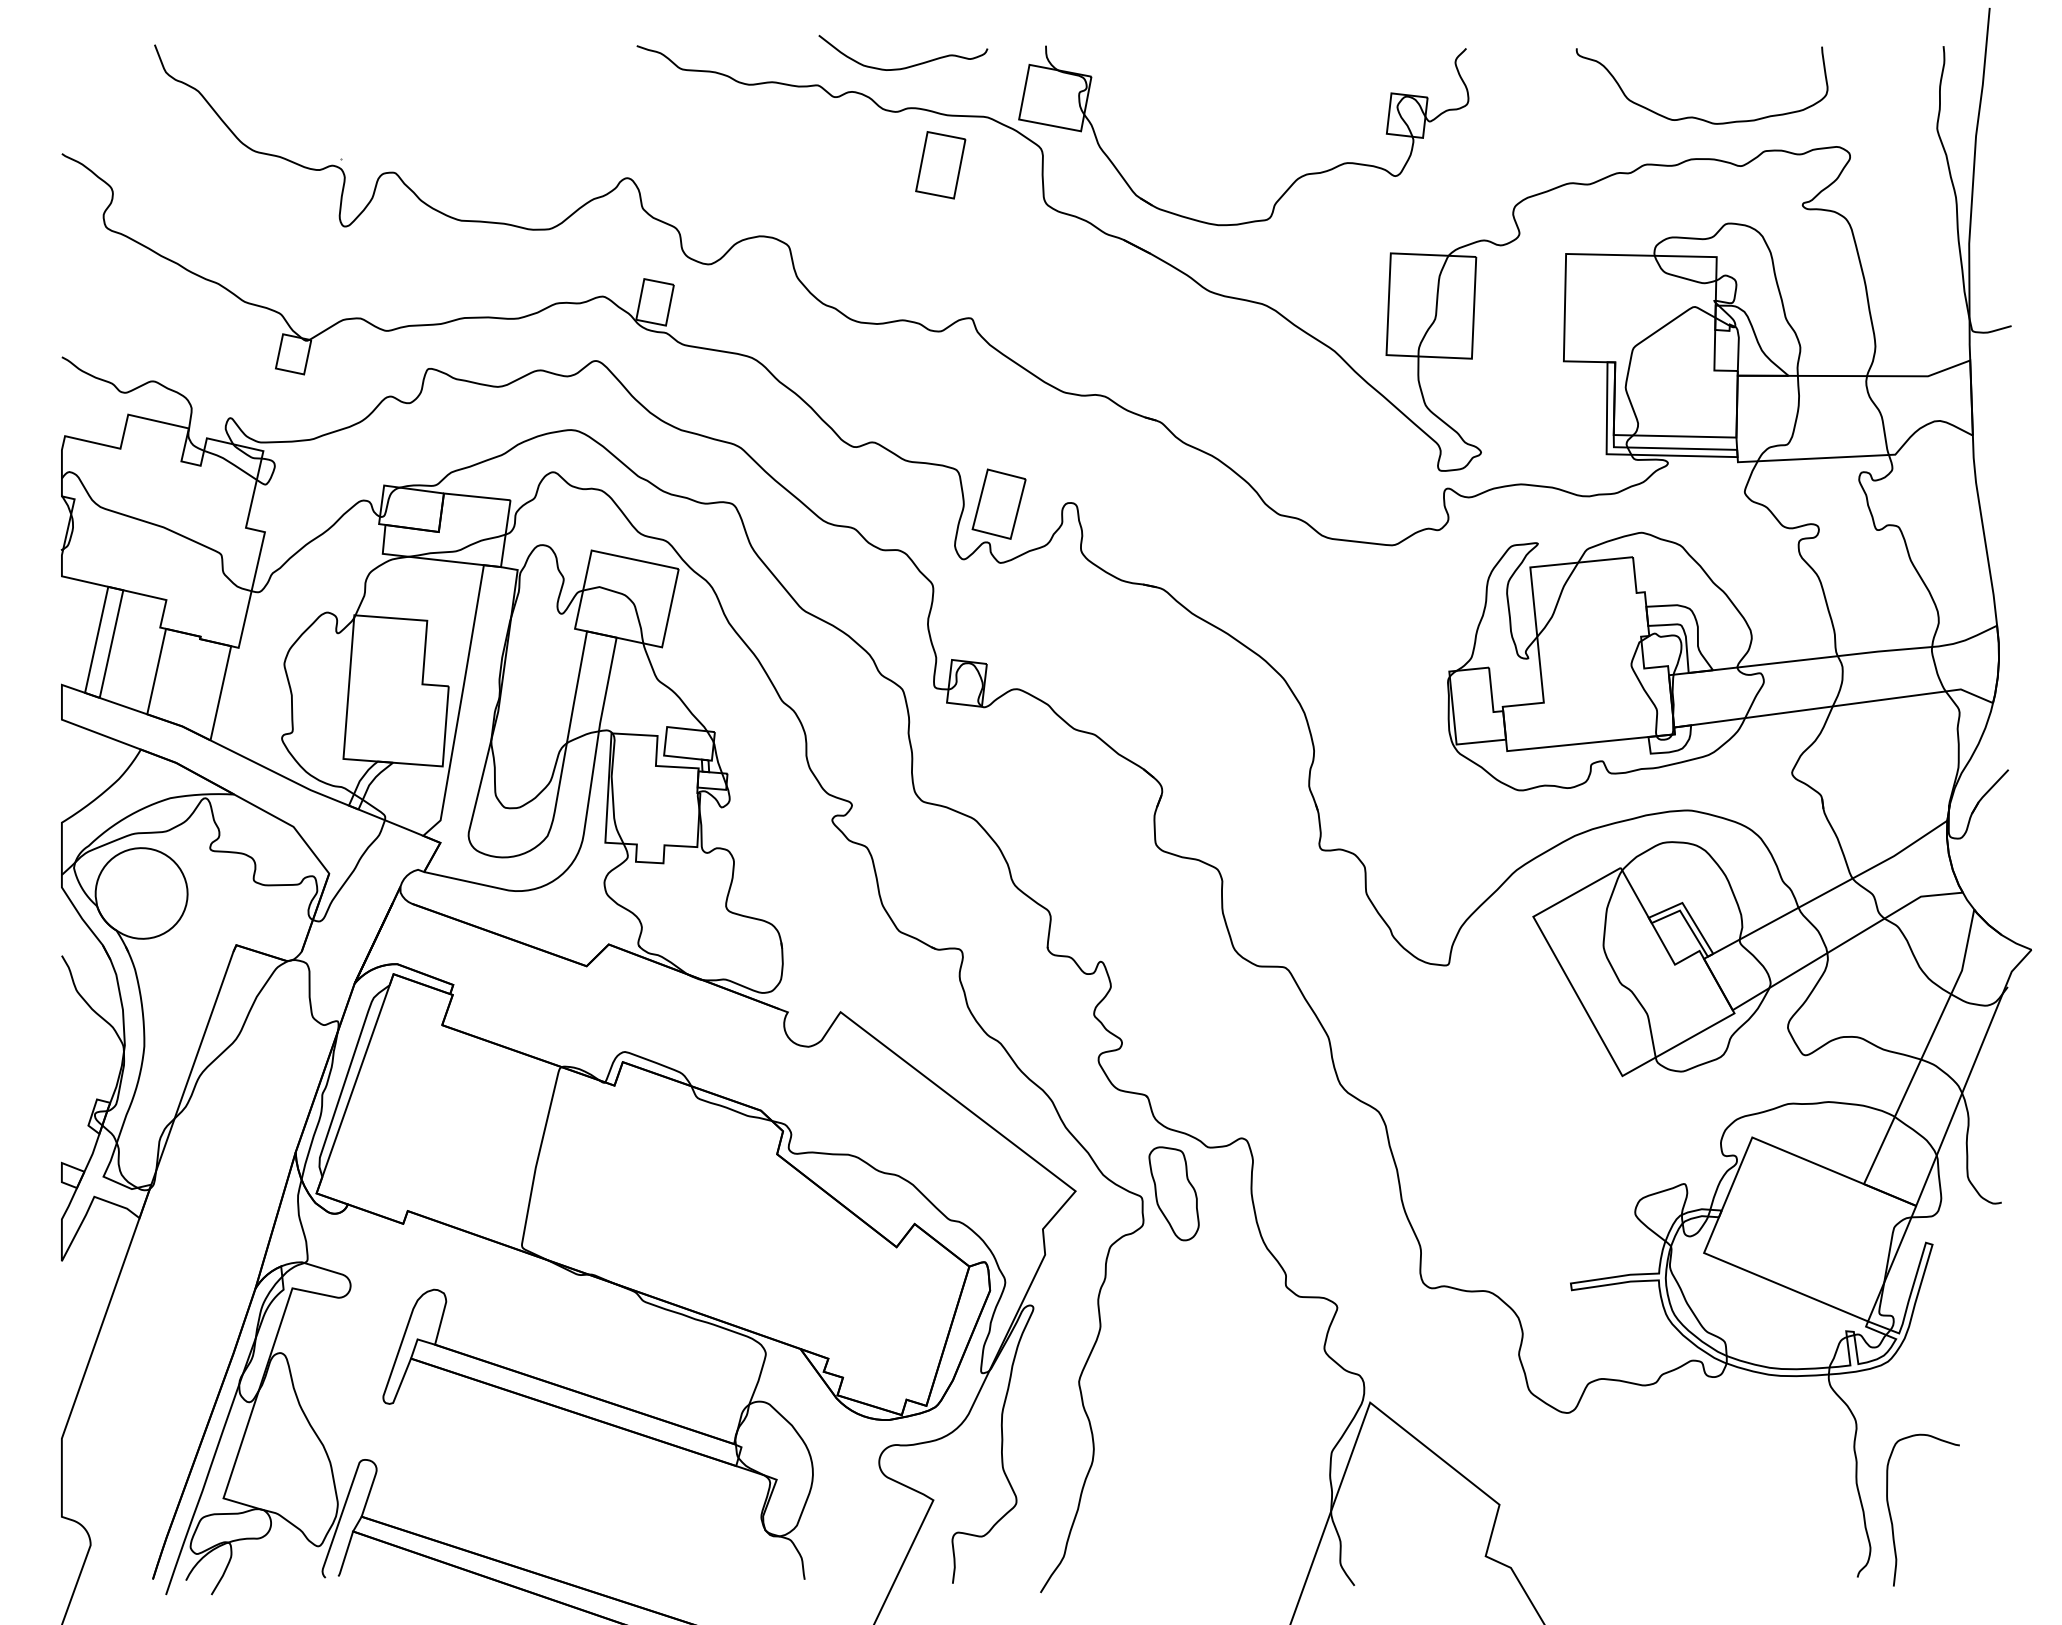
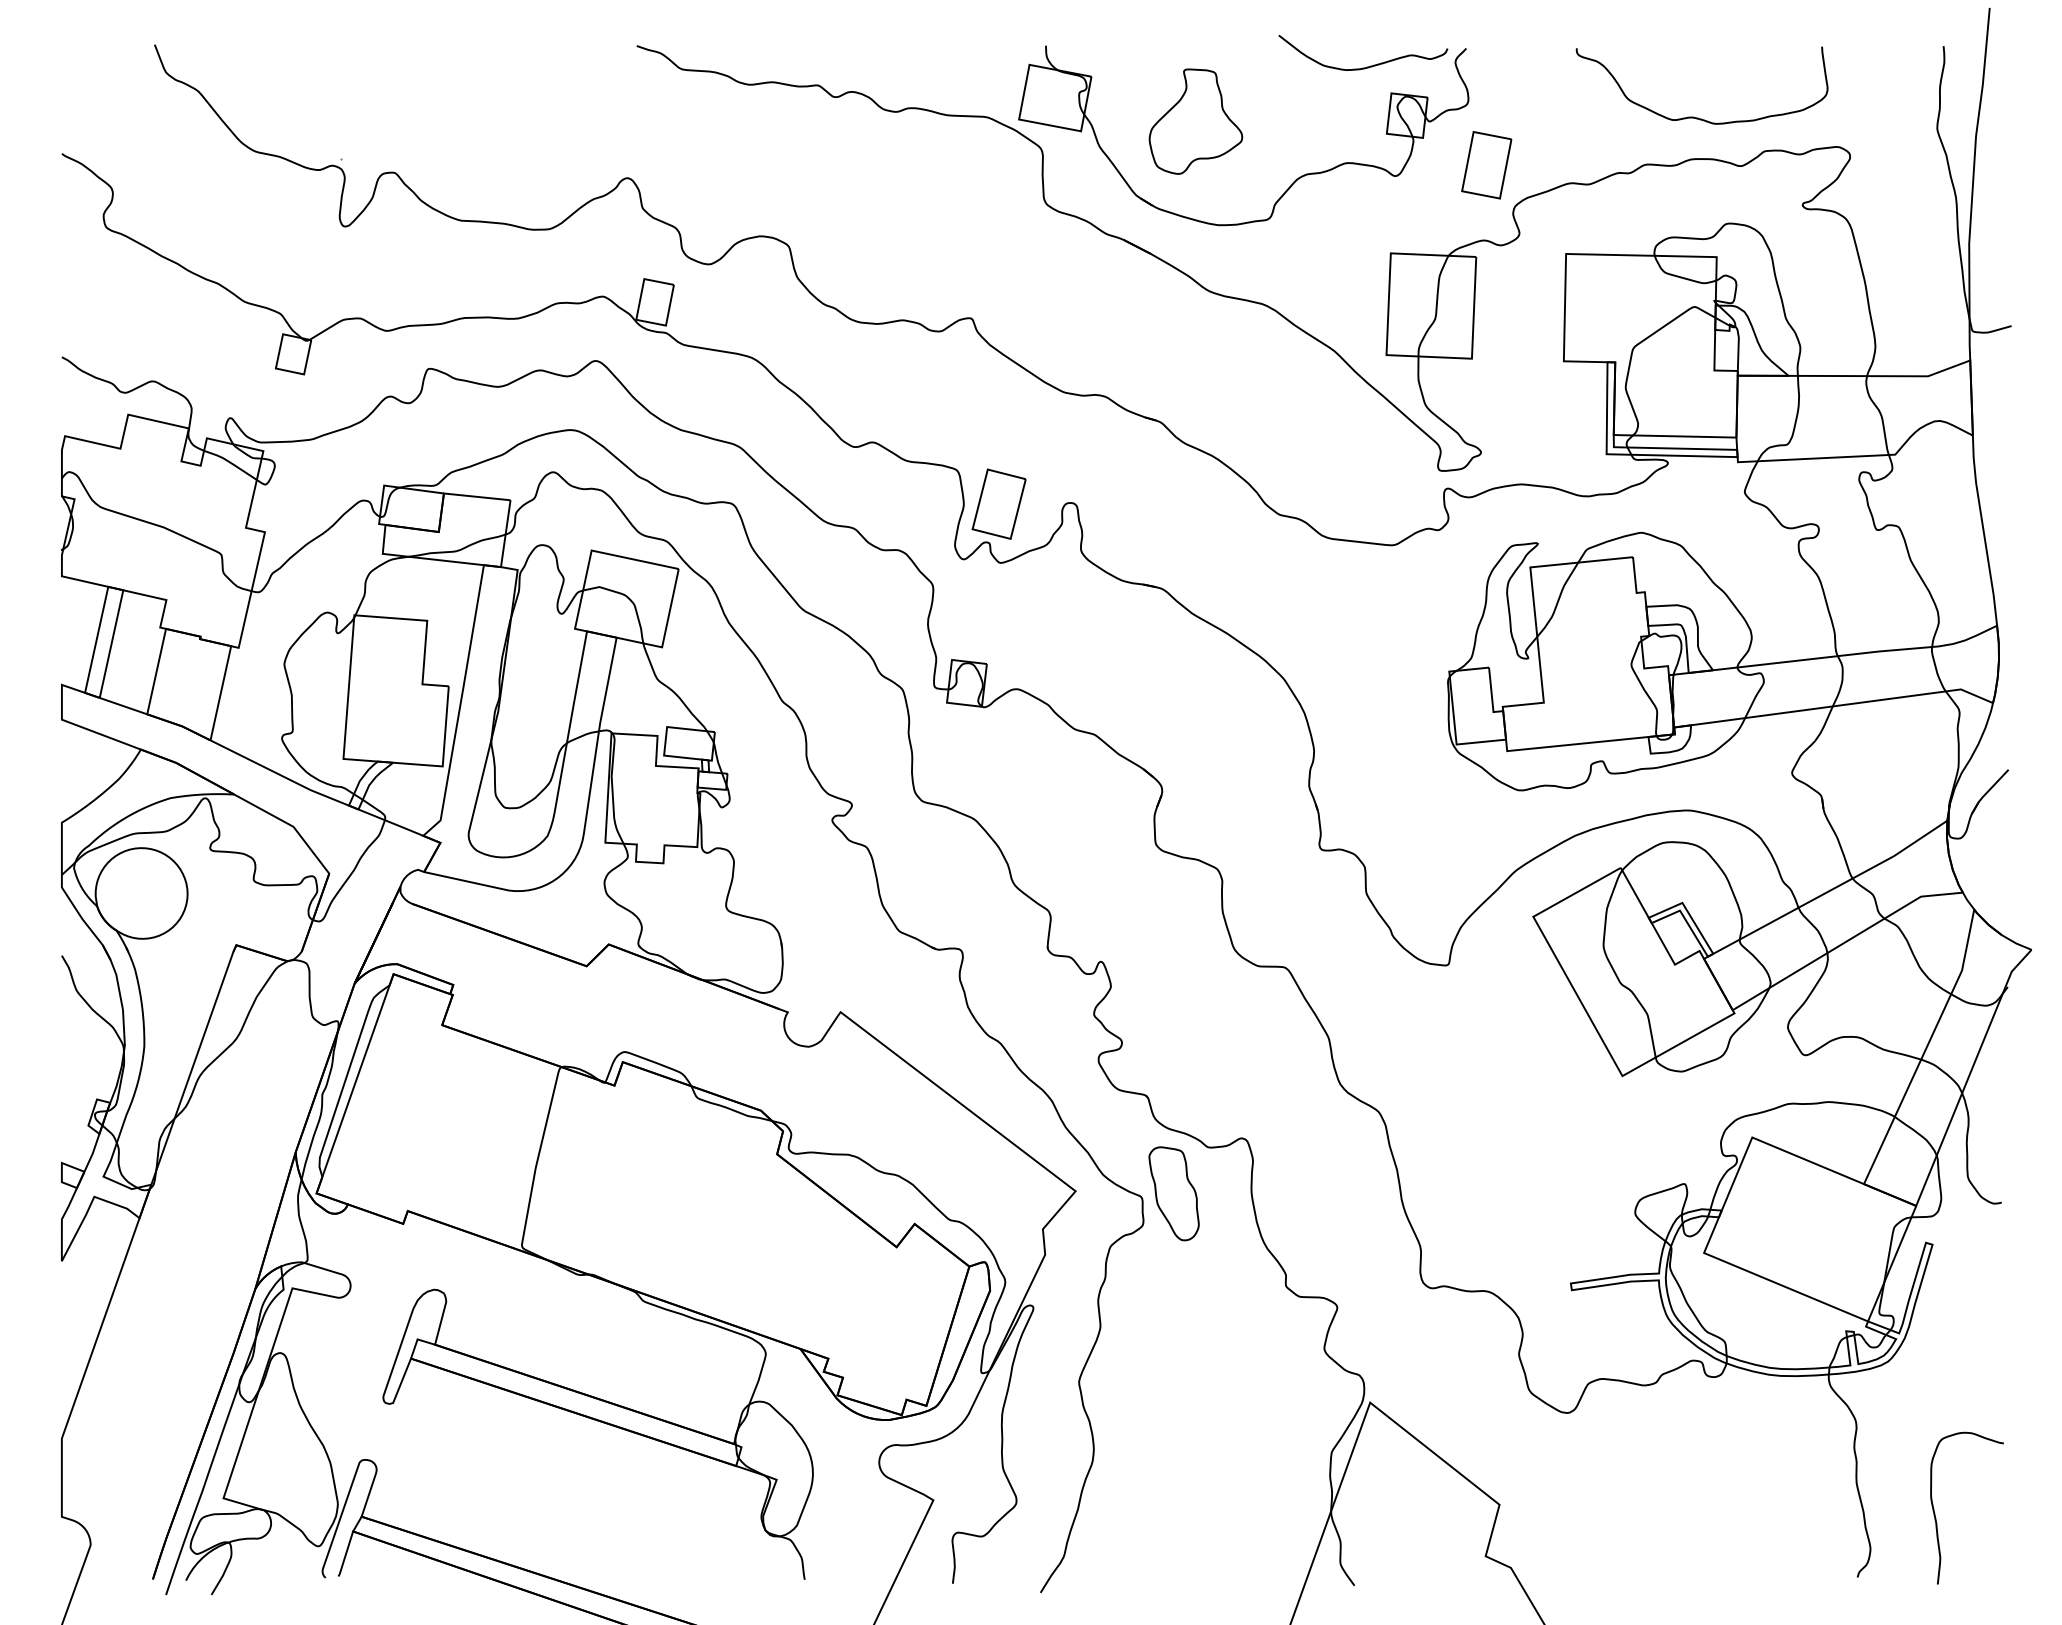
curve position: (907, 66) -> (1367, 66) (1367, 66)
part: none -> present (1195, 121)
part position: (940, 165) -> (1486, 165) (1486, 165)
curve position: (1891, 1515) -> (1935, 1513) (1935, 1513)
